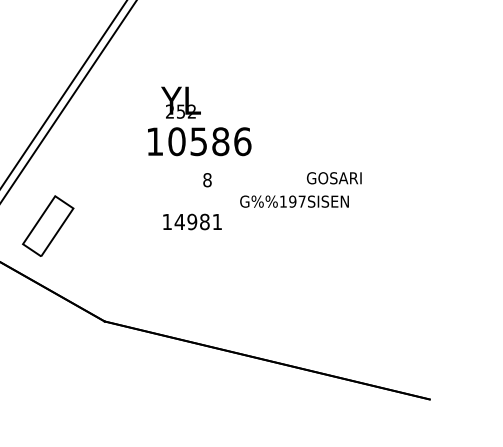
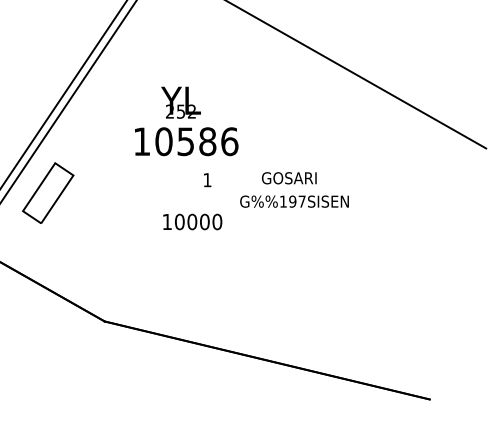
line: none -> present (357, 75)
text position: (199, 141) -> (186, 141) (186, 141)
text position: (334, 178) -> (289, 178) (289, 178)
text: 8 -> 1 (207, 180)
text: 14981 -> 10000 (198, 221)
part position: (48, 225) -> (48, 192) (48, 192)
